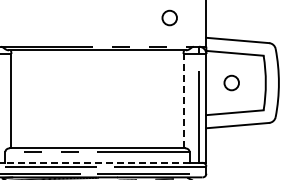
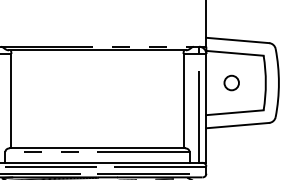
circle: present -> none (169, 17)
line: dashed -> solid (183, 100)
line: dashed -> solid (96, 162)
